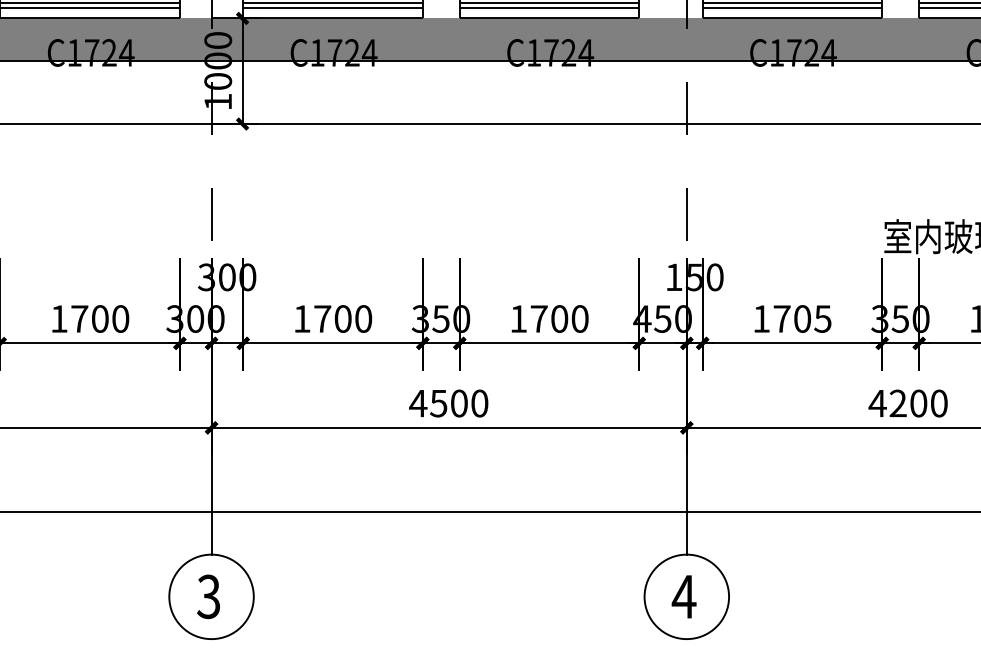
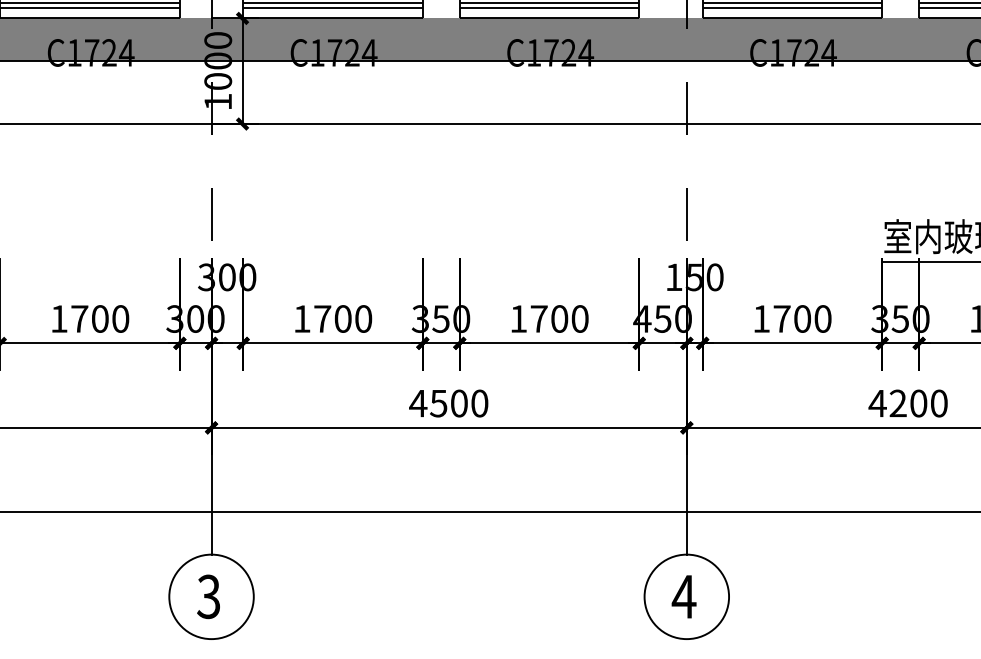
line: none -> present (929, 262)
text: 1705 -> 1700 (822, 318)
